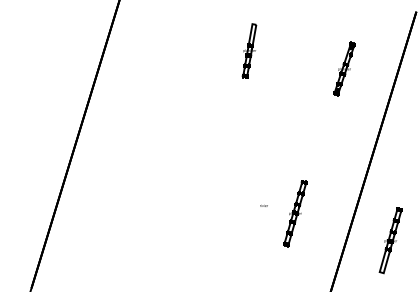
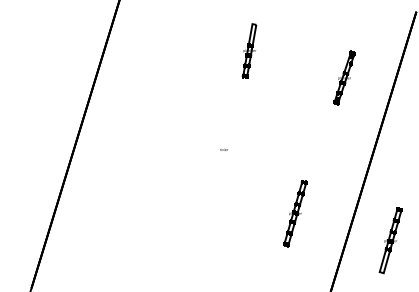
part position: (344, 68) -> (344, 77) (344, 77)
text position: (263, 205) -> (223, 149) (223, 149)
